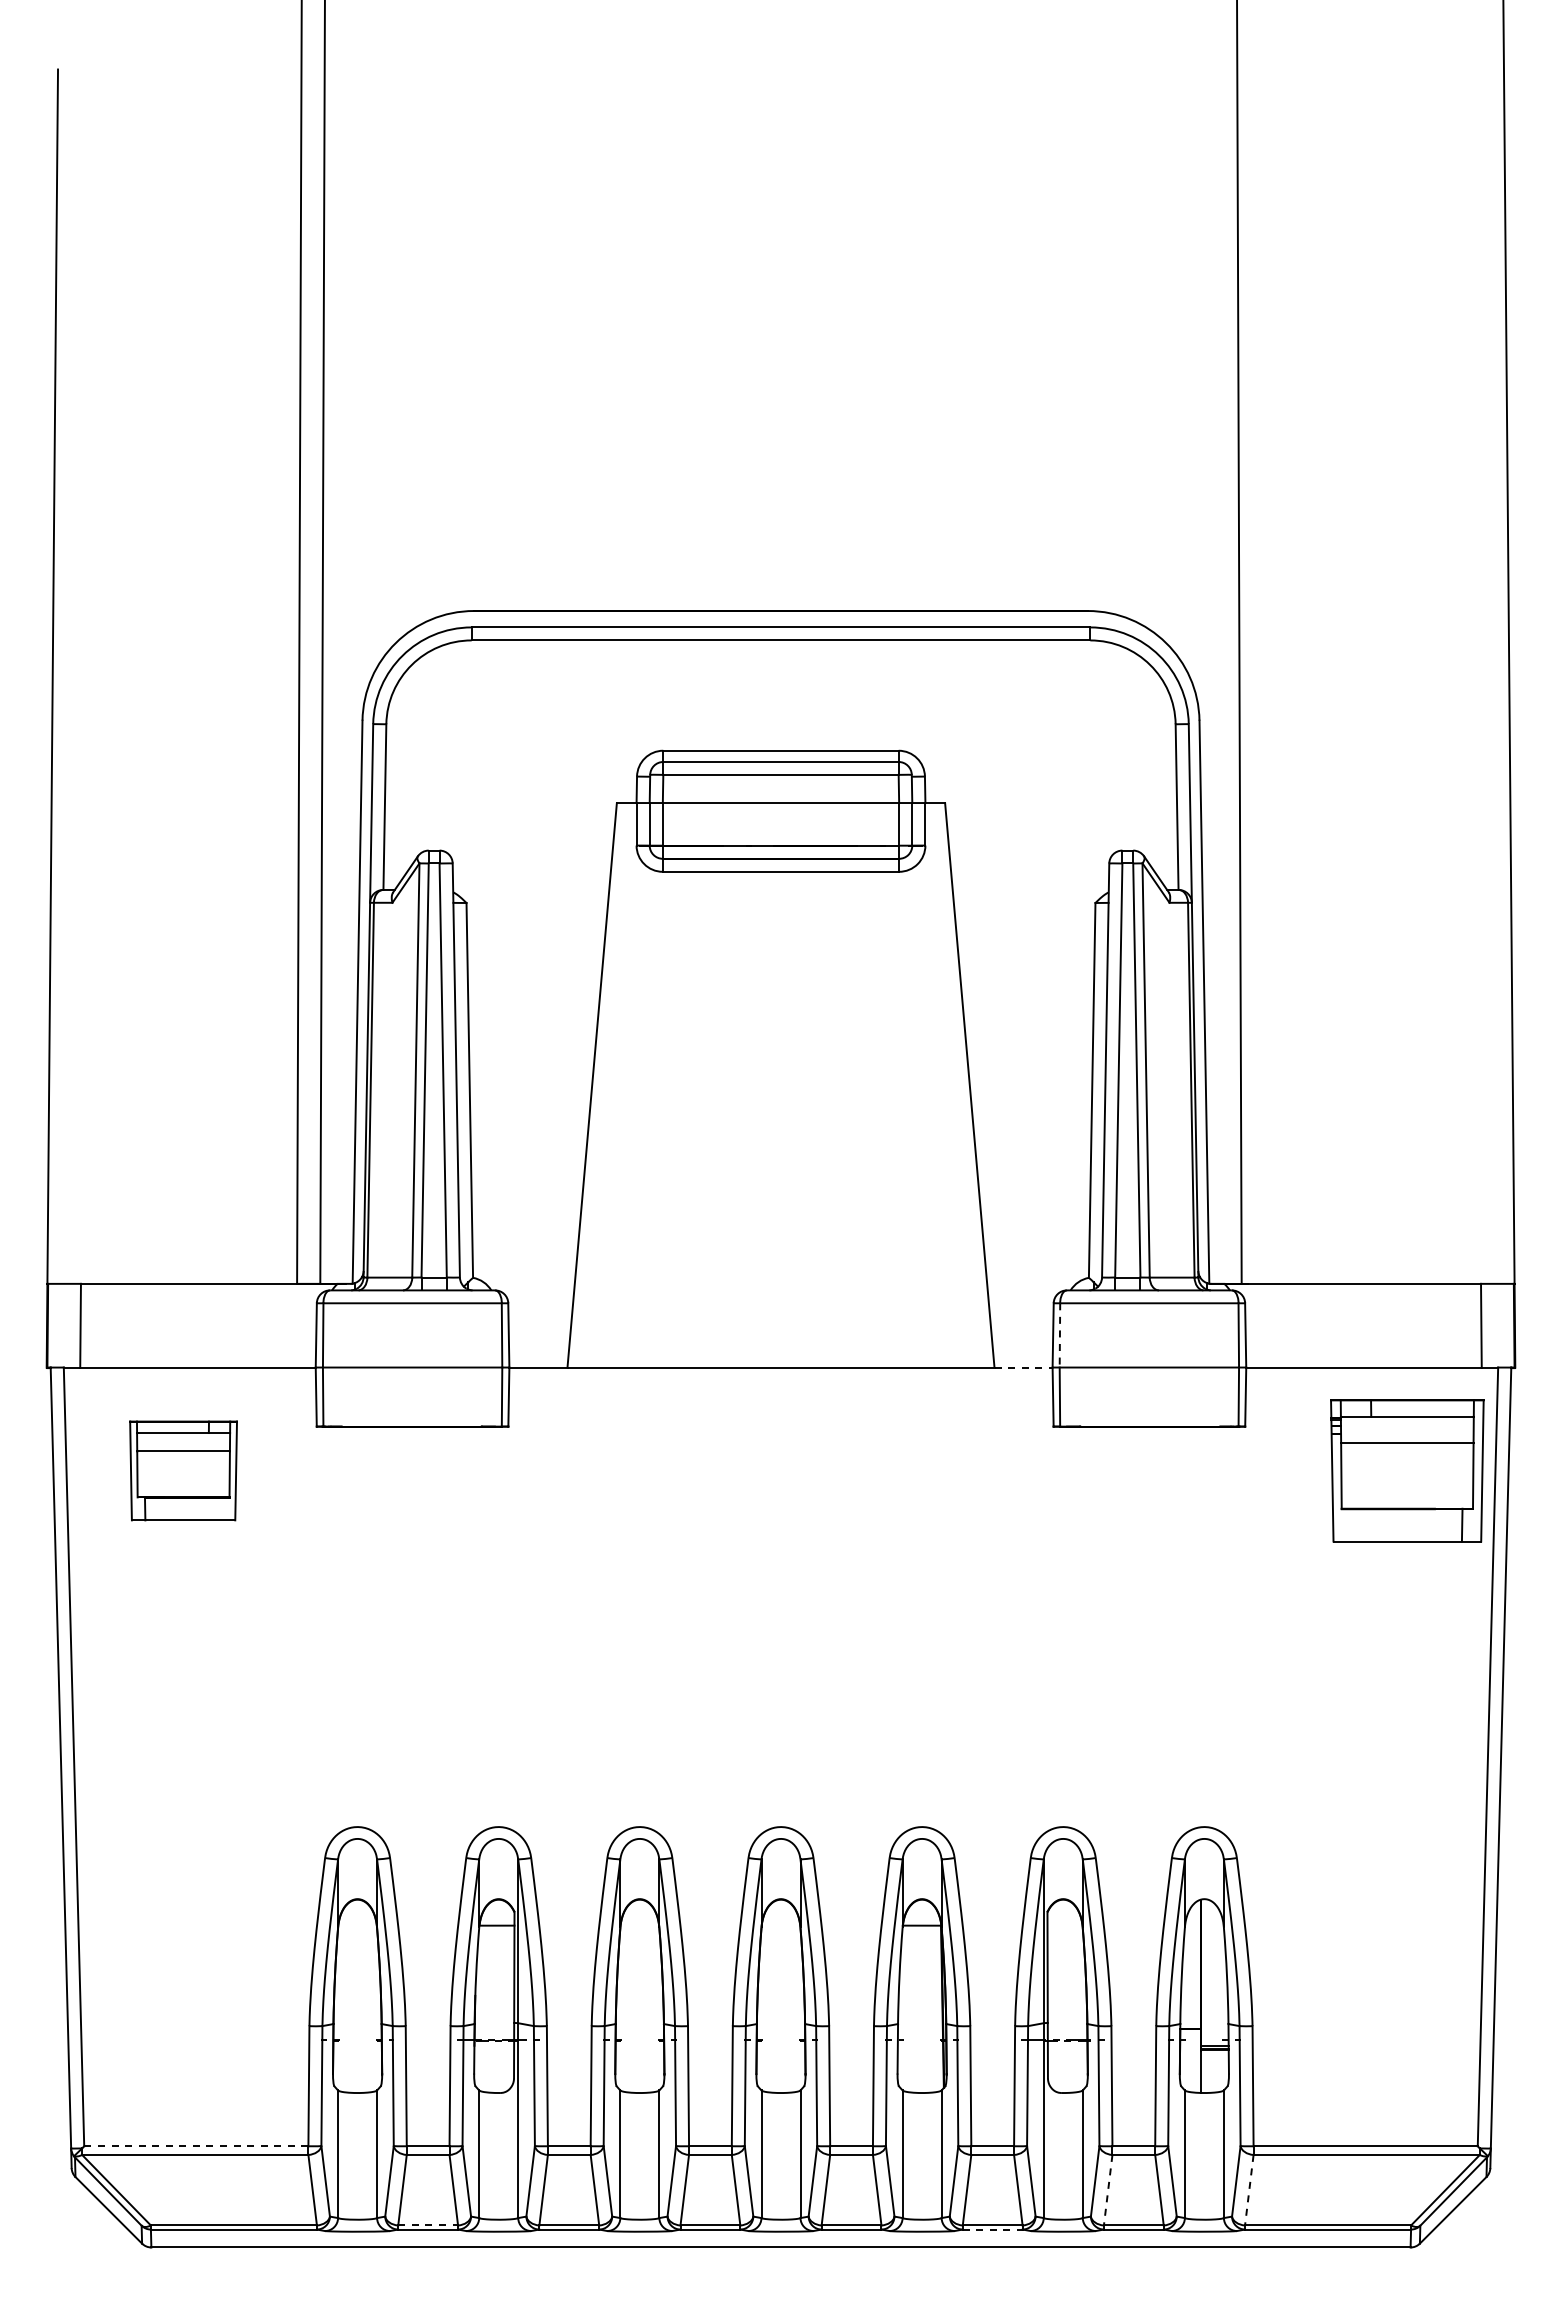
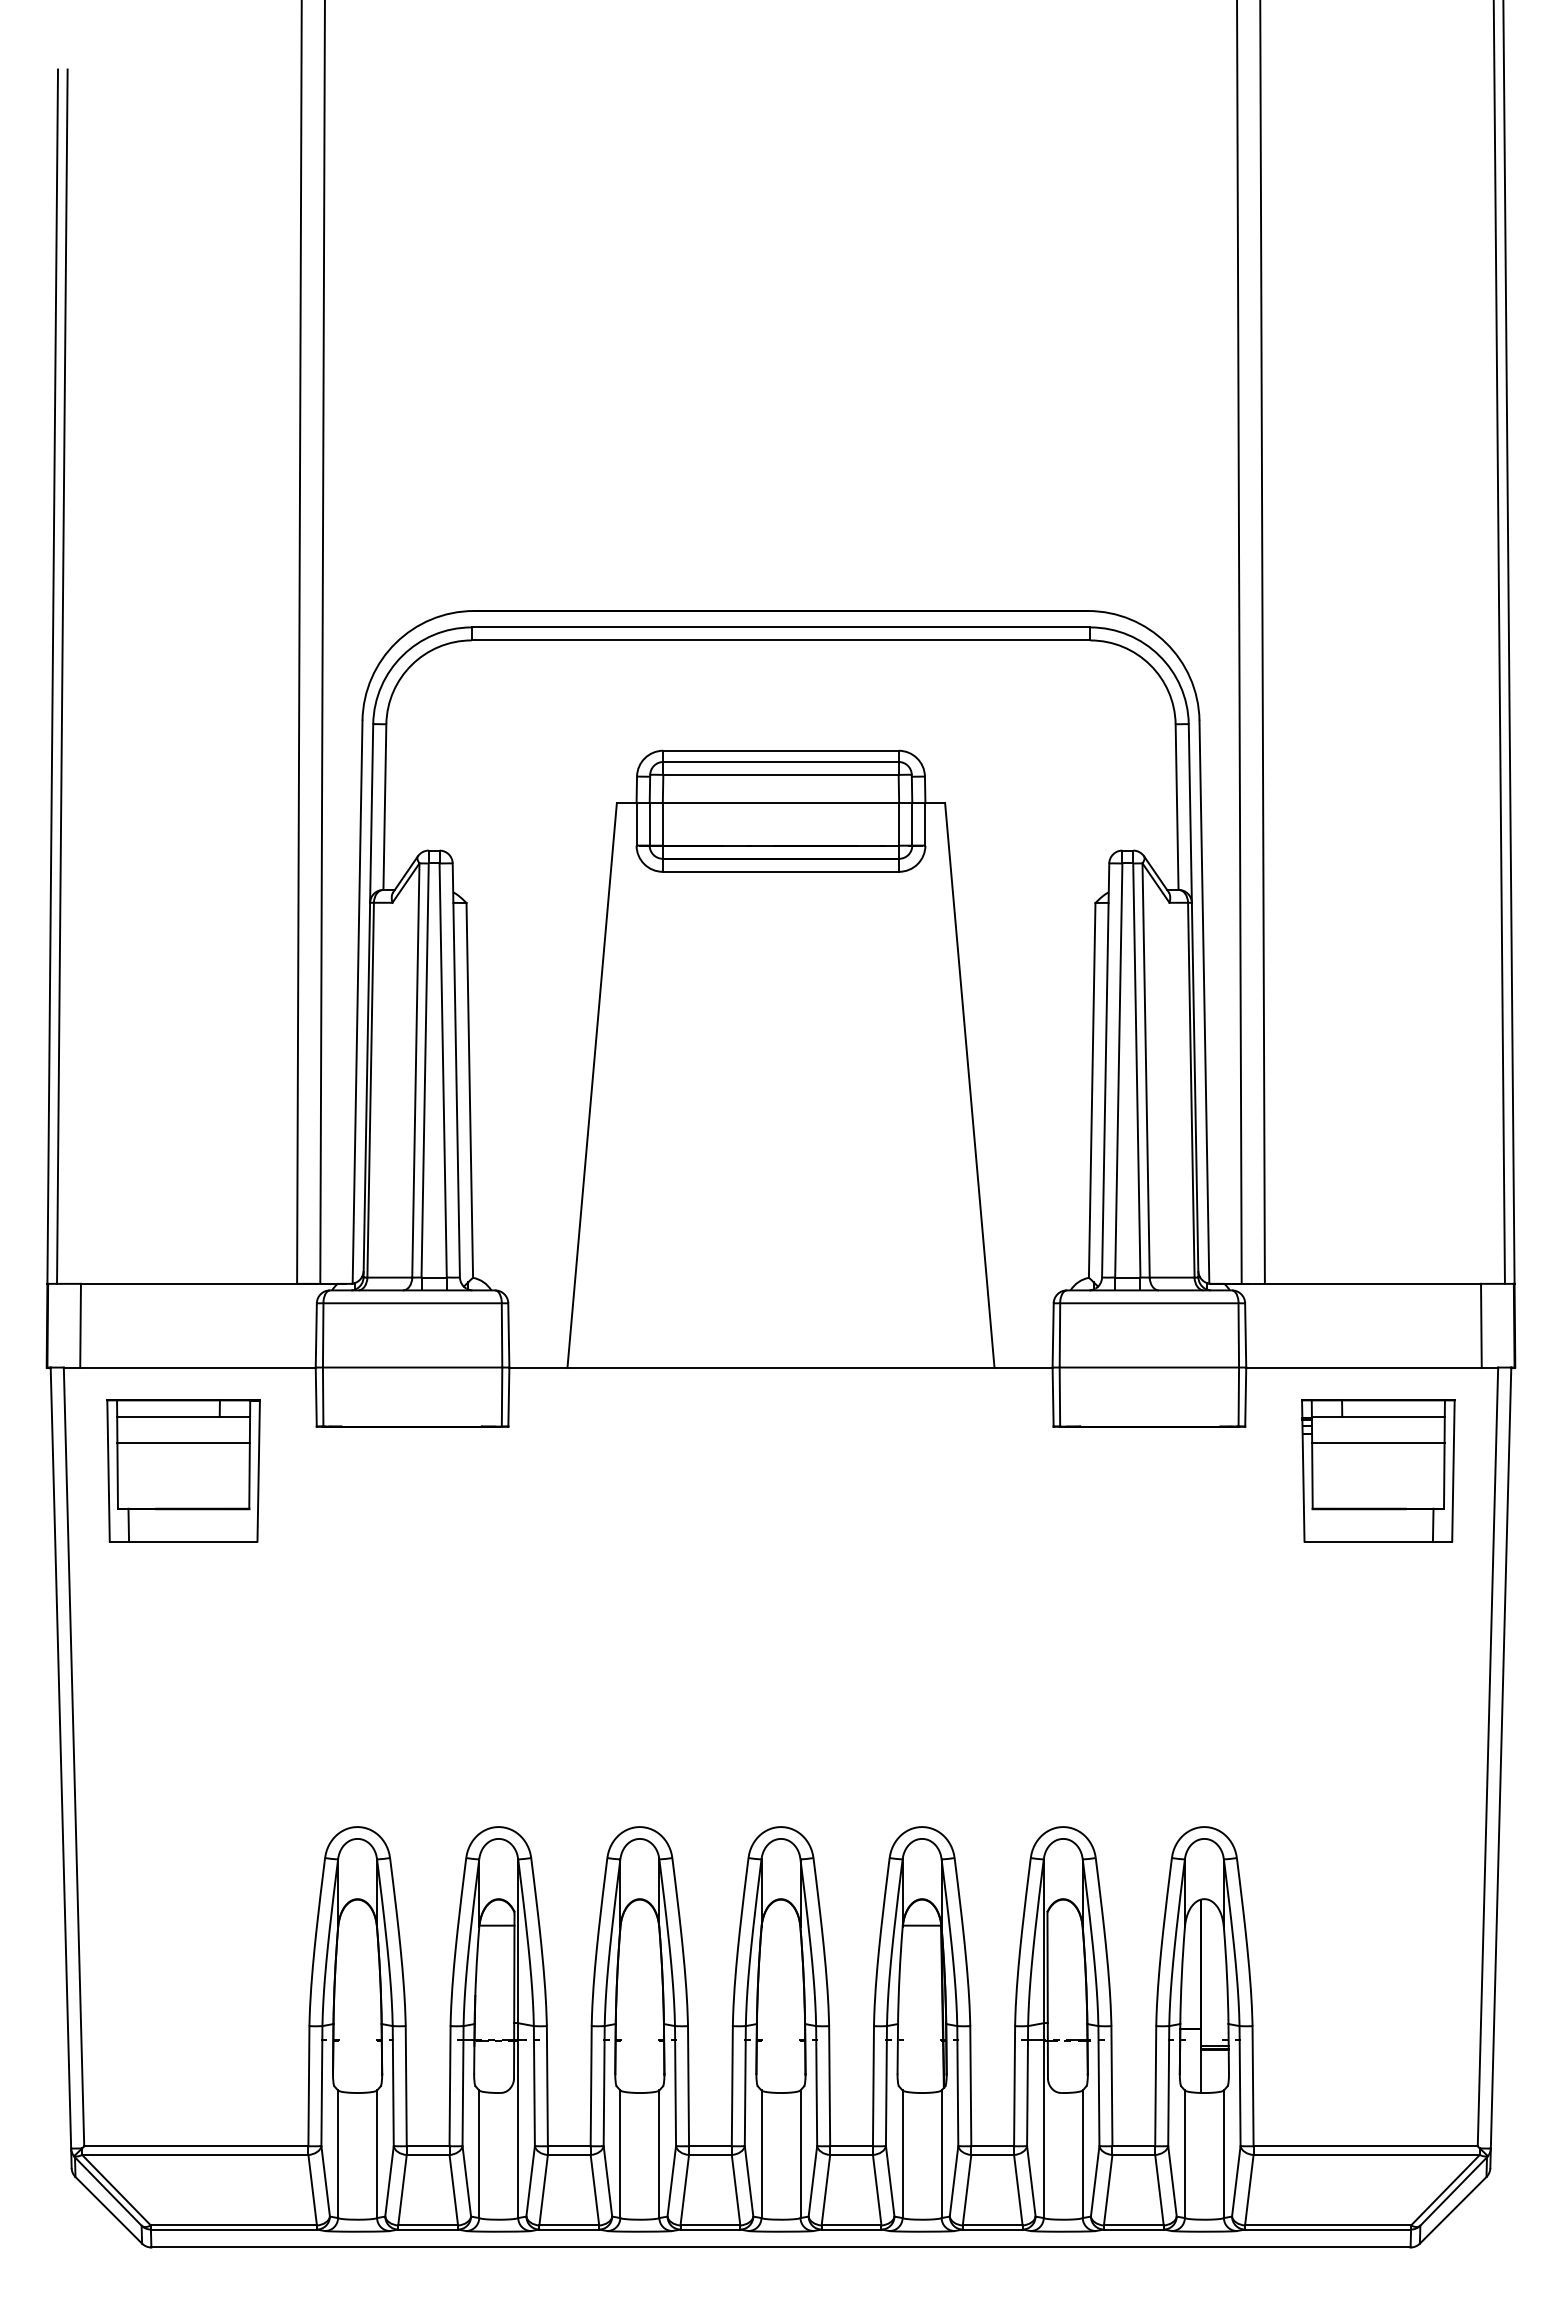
line: none -> present (1262, 642)
line: none -> present (1498, 642)
line: none -> present (62, 676)
line: dashed -> solid (1059, 1335)
line: dashed -> solid (1024, 1367)
part size: 109x102 px -> 155x144 px (183, 1470)
part position: (1407, 1470) -> (1378, 1470) (1378, 1470)
line: dashed -> solid (195, 2146)
line: dashed -> solid (1108, 2190)
line: dashed -> solid (1249, 2190)
line: dashed -> solid (428, 2225)
line: dashed -> solid (992, 2229)
